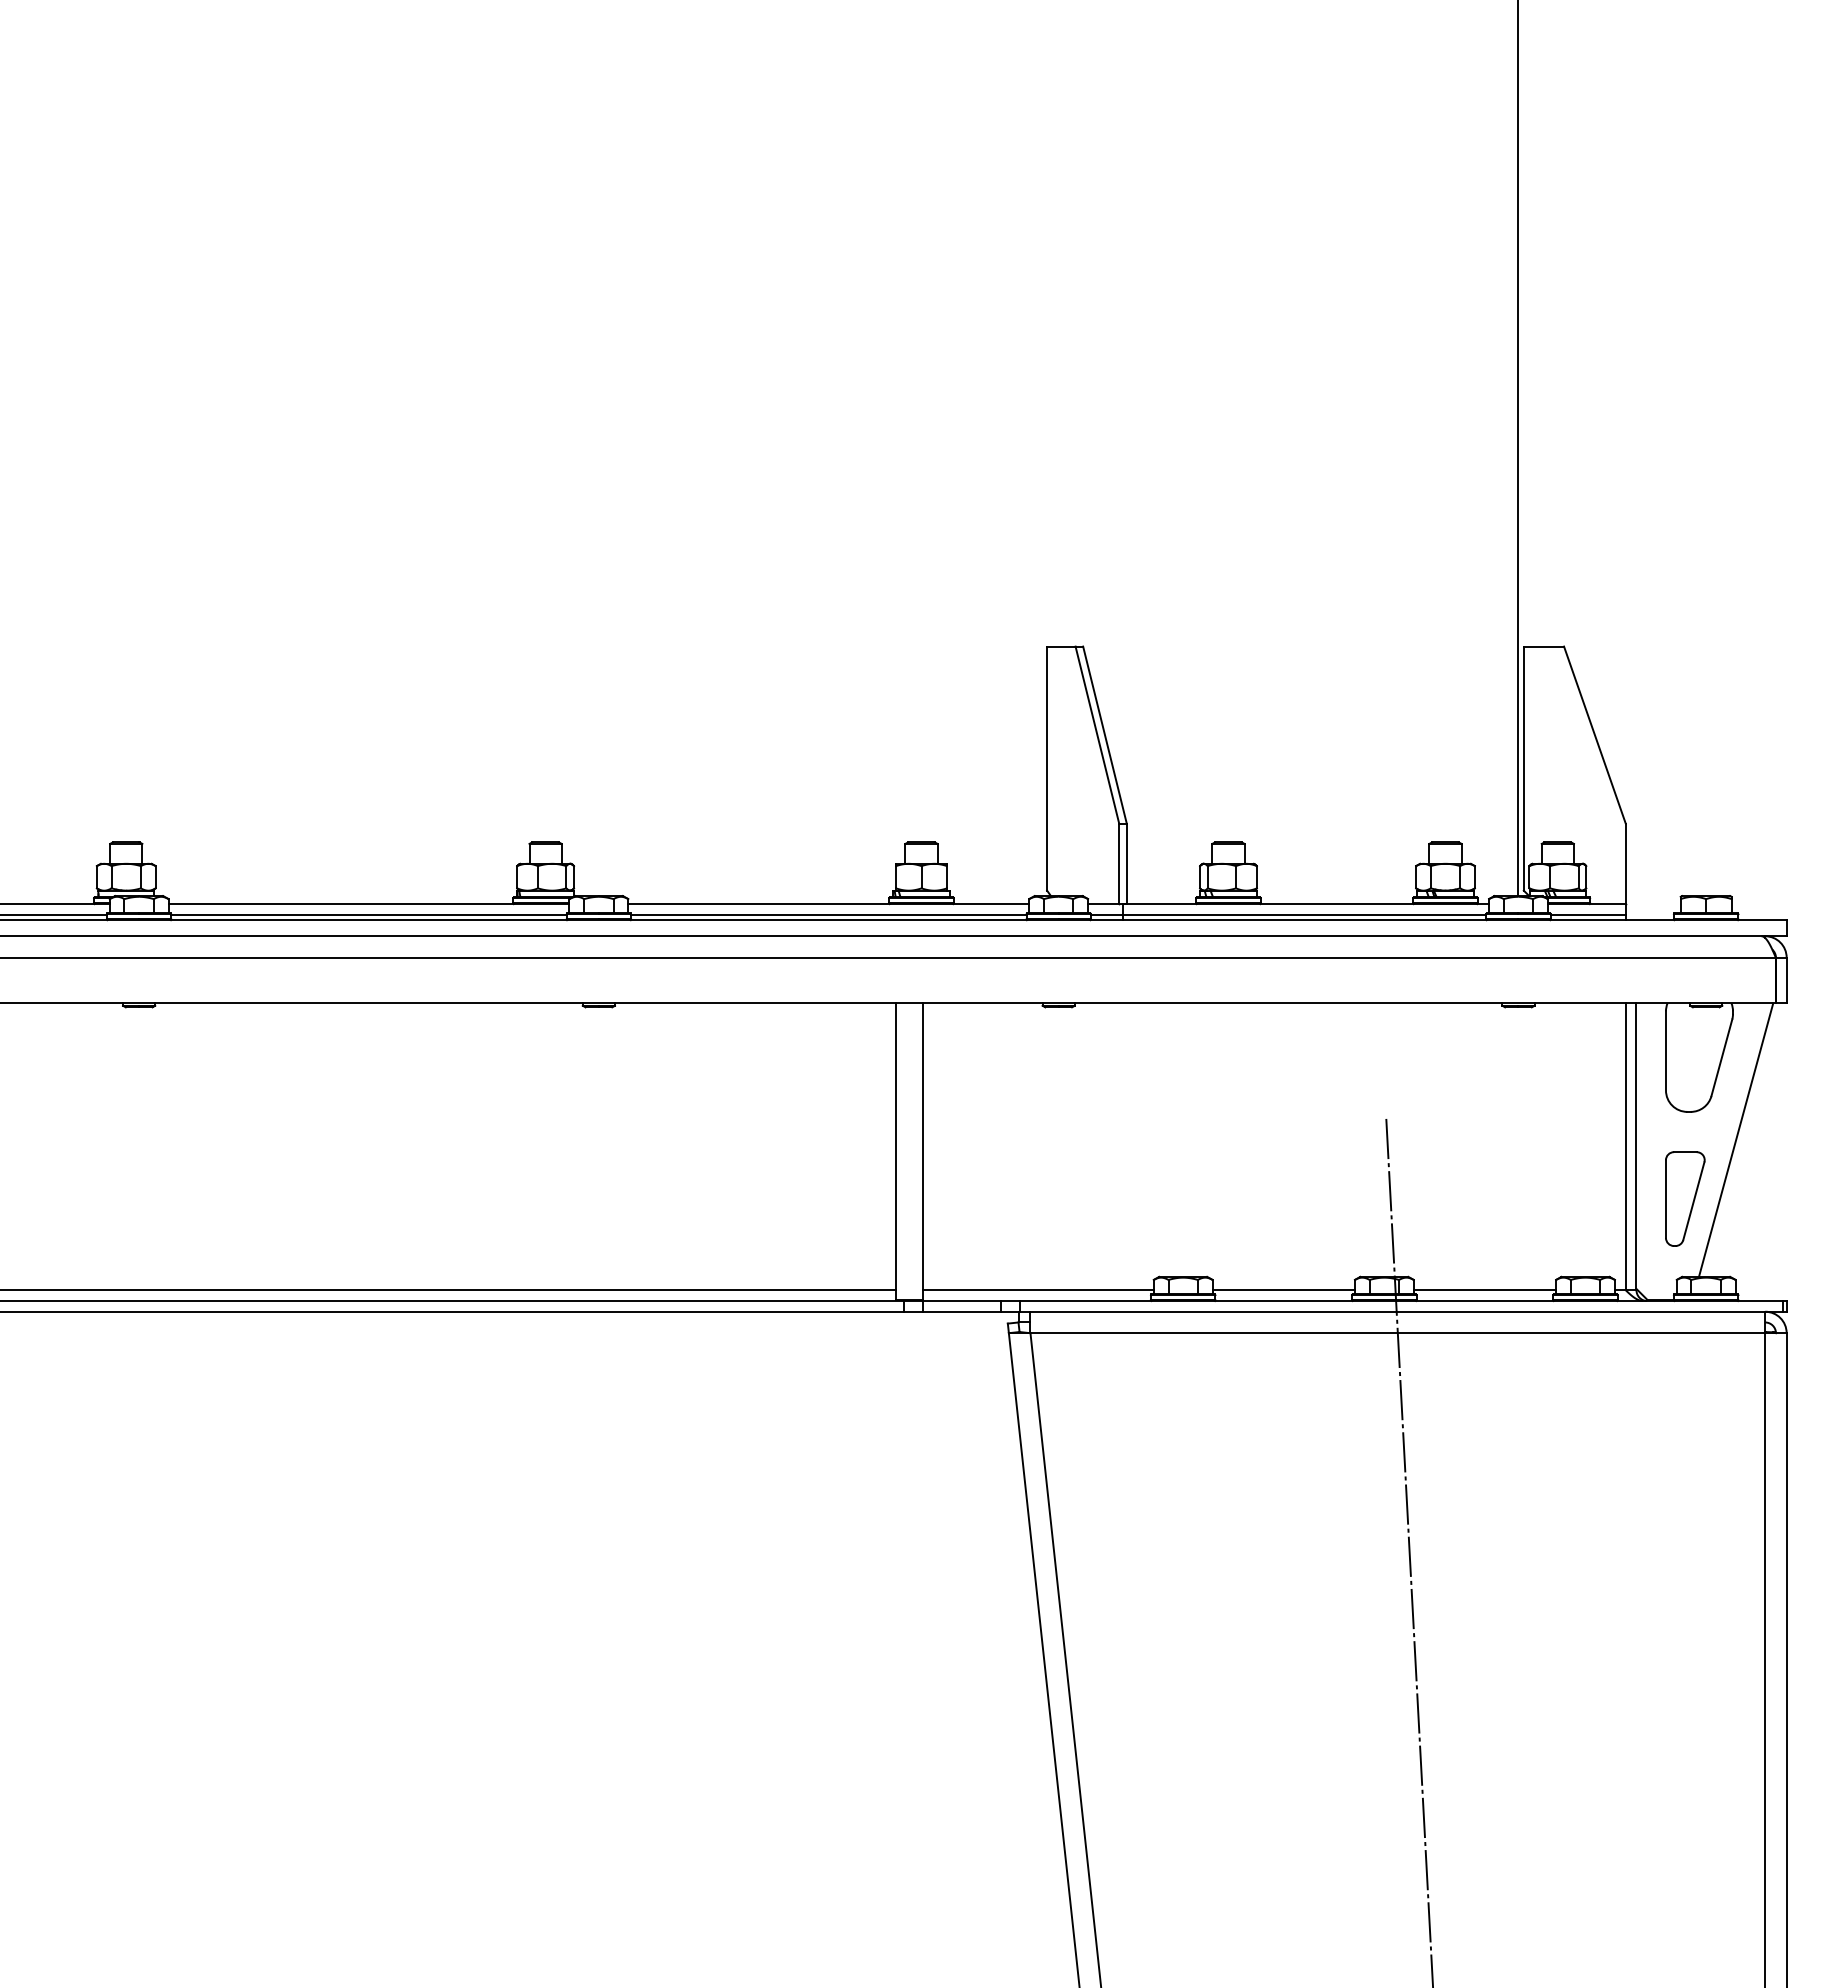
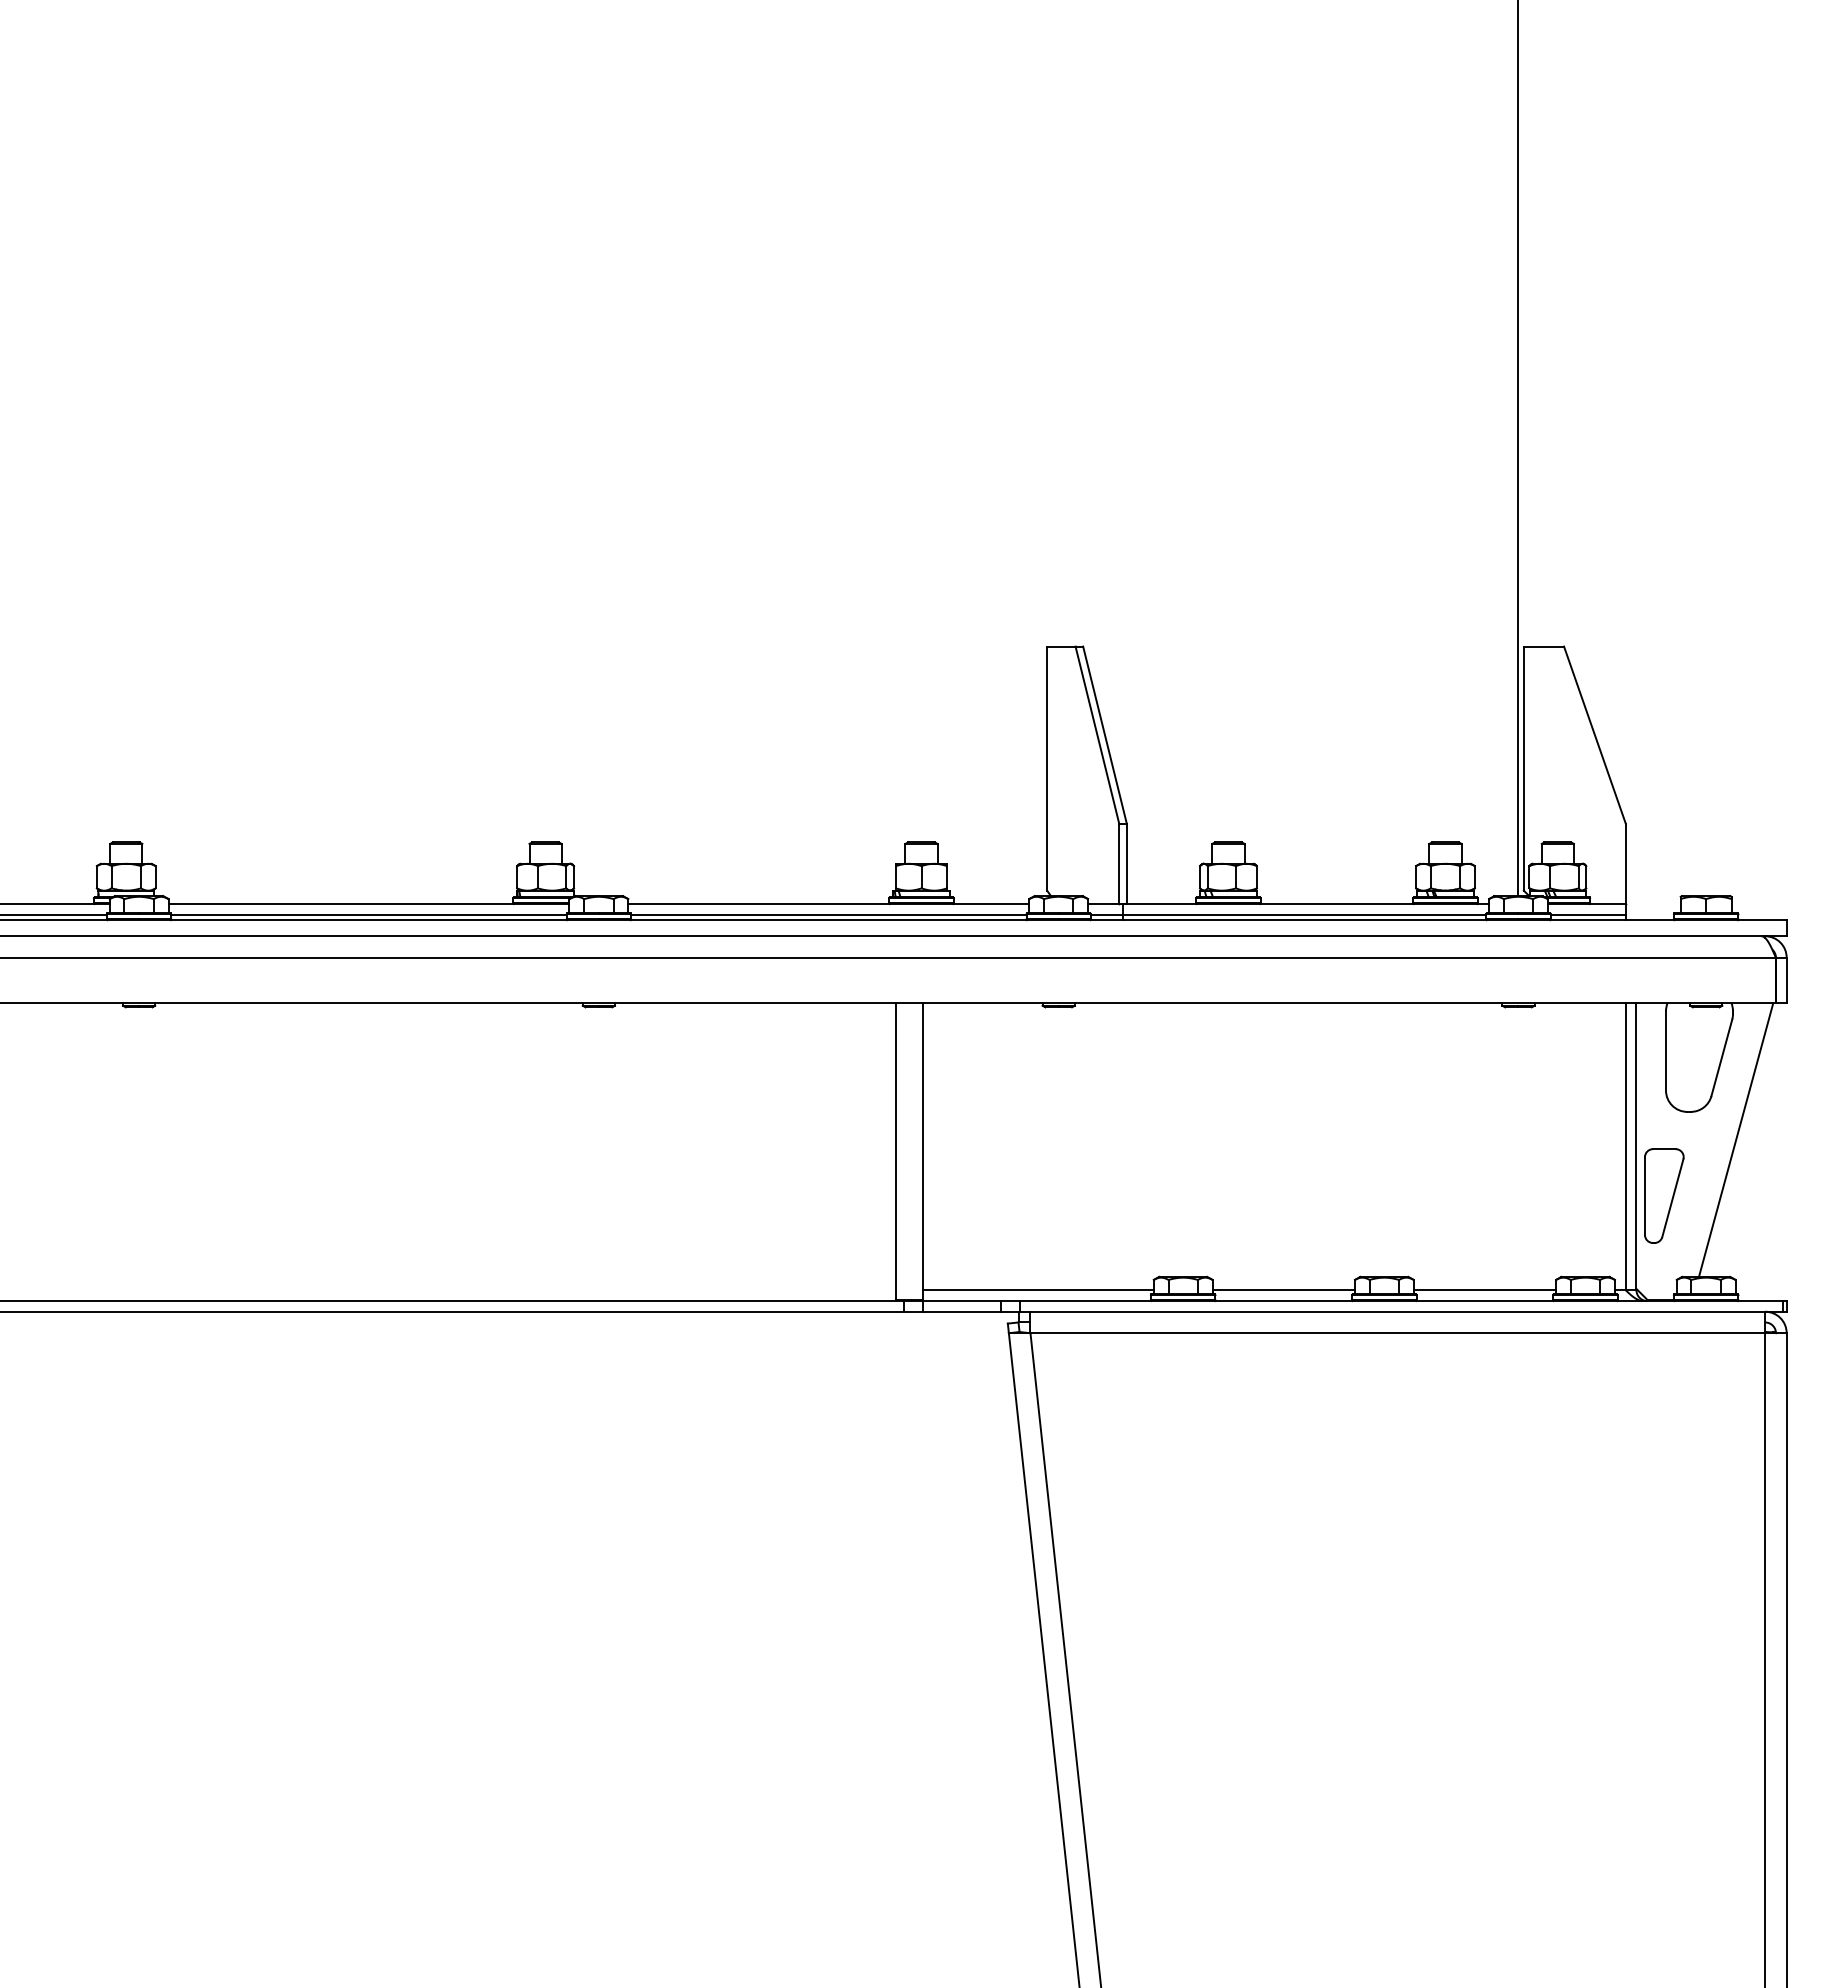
part position: (1685, 1198) -> (1664, 1195) (1664, 1195)
line: present -> none (449, 1290)
line: present -> none (1409, 1551)
